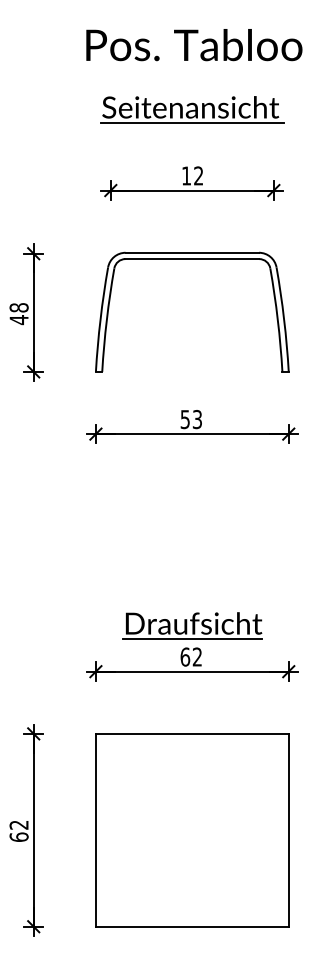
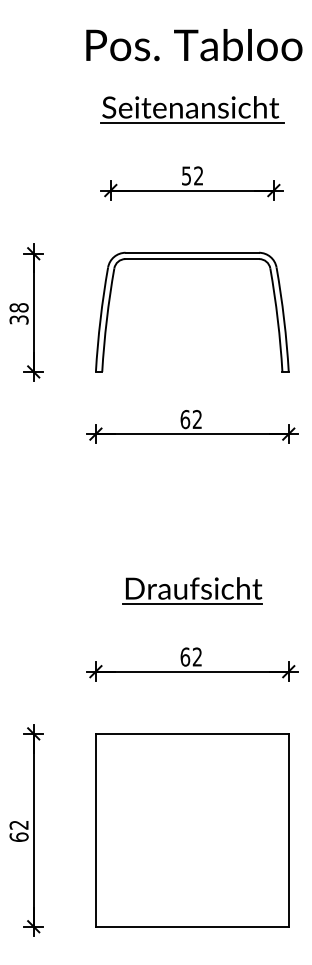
text: 12 -> 52 (186, 175)
text: 48 -> 38 (18, 320)
text: 53 -> 62 (190, 419)
part position: (192, 625) -> (192, 590) (192, 590)
